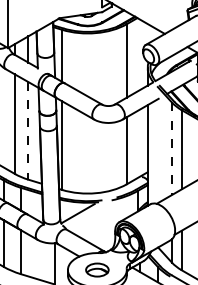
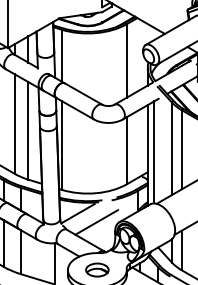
line: dashed -> solid (28, 130)
line: dashed -> solid (171, 149)
line: none -> present (154, 152)
line: none -> present (96, 222)
